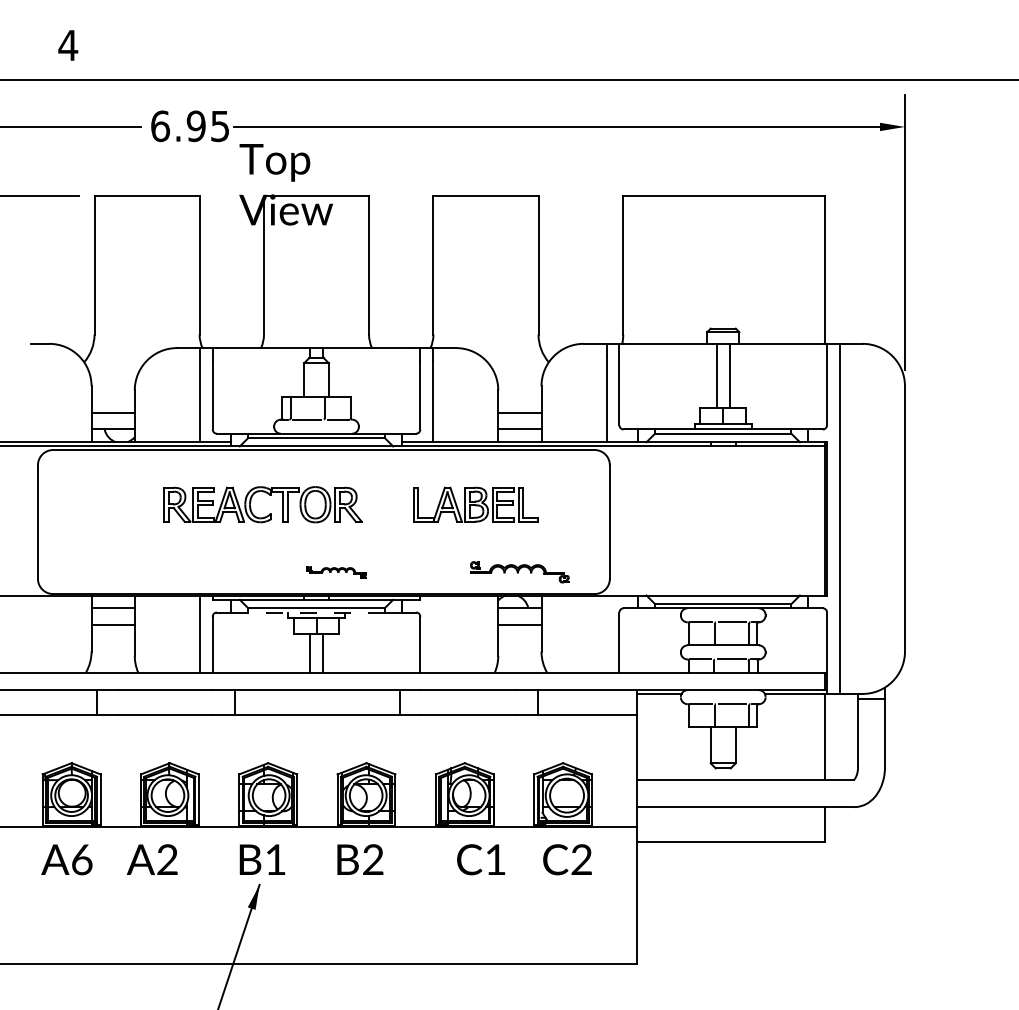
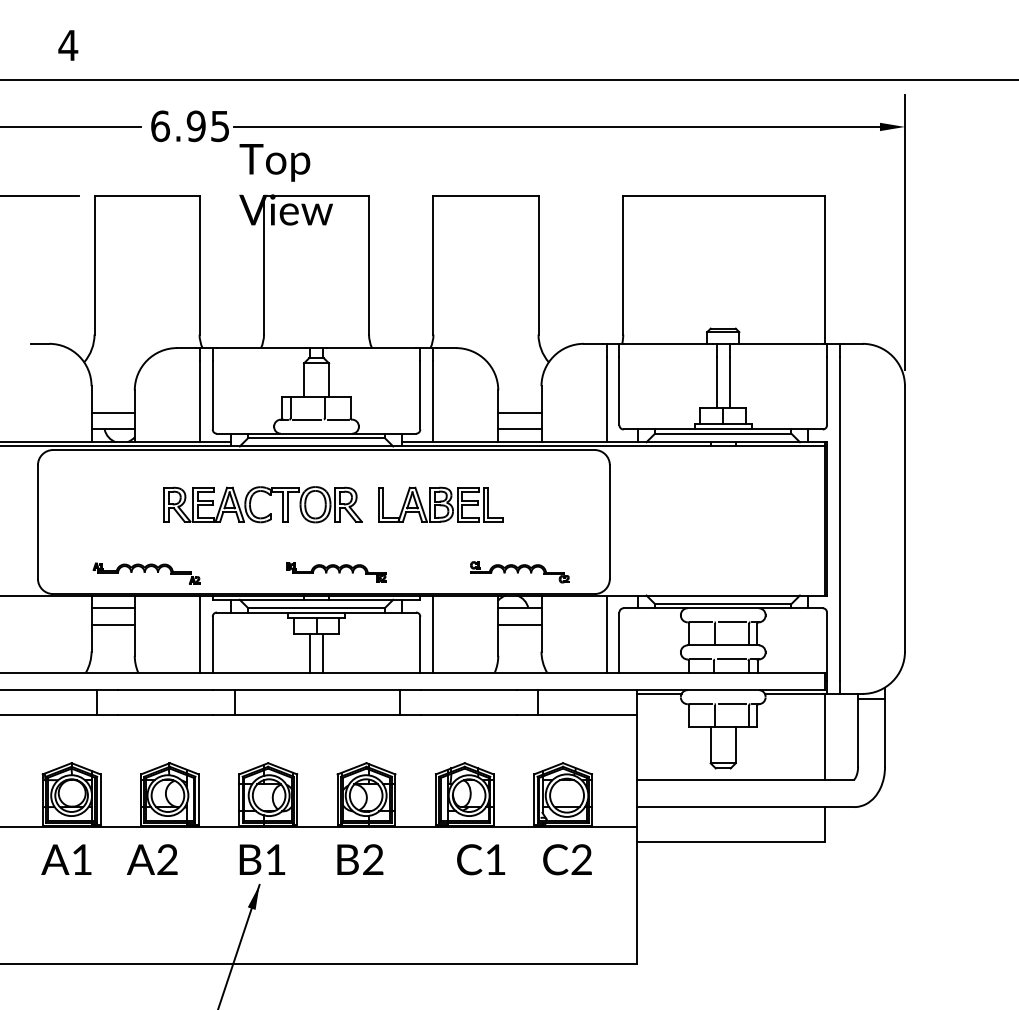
part position: (475, 504) -> (440, 504) (440, 504)
part size: 61x13 px -> 101x21 px (336, 572)
part: none -> present (146, 573)
line: dashed -> solid (316, 612)
line: none -> present (433, 633)
line: none -> present (606, 633)
text: A6 -> A1 (82, 859)
